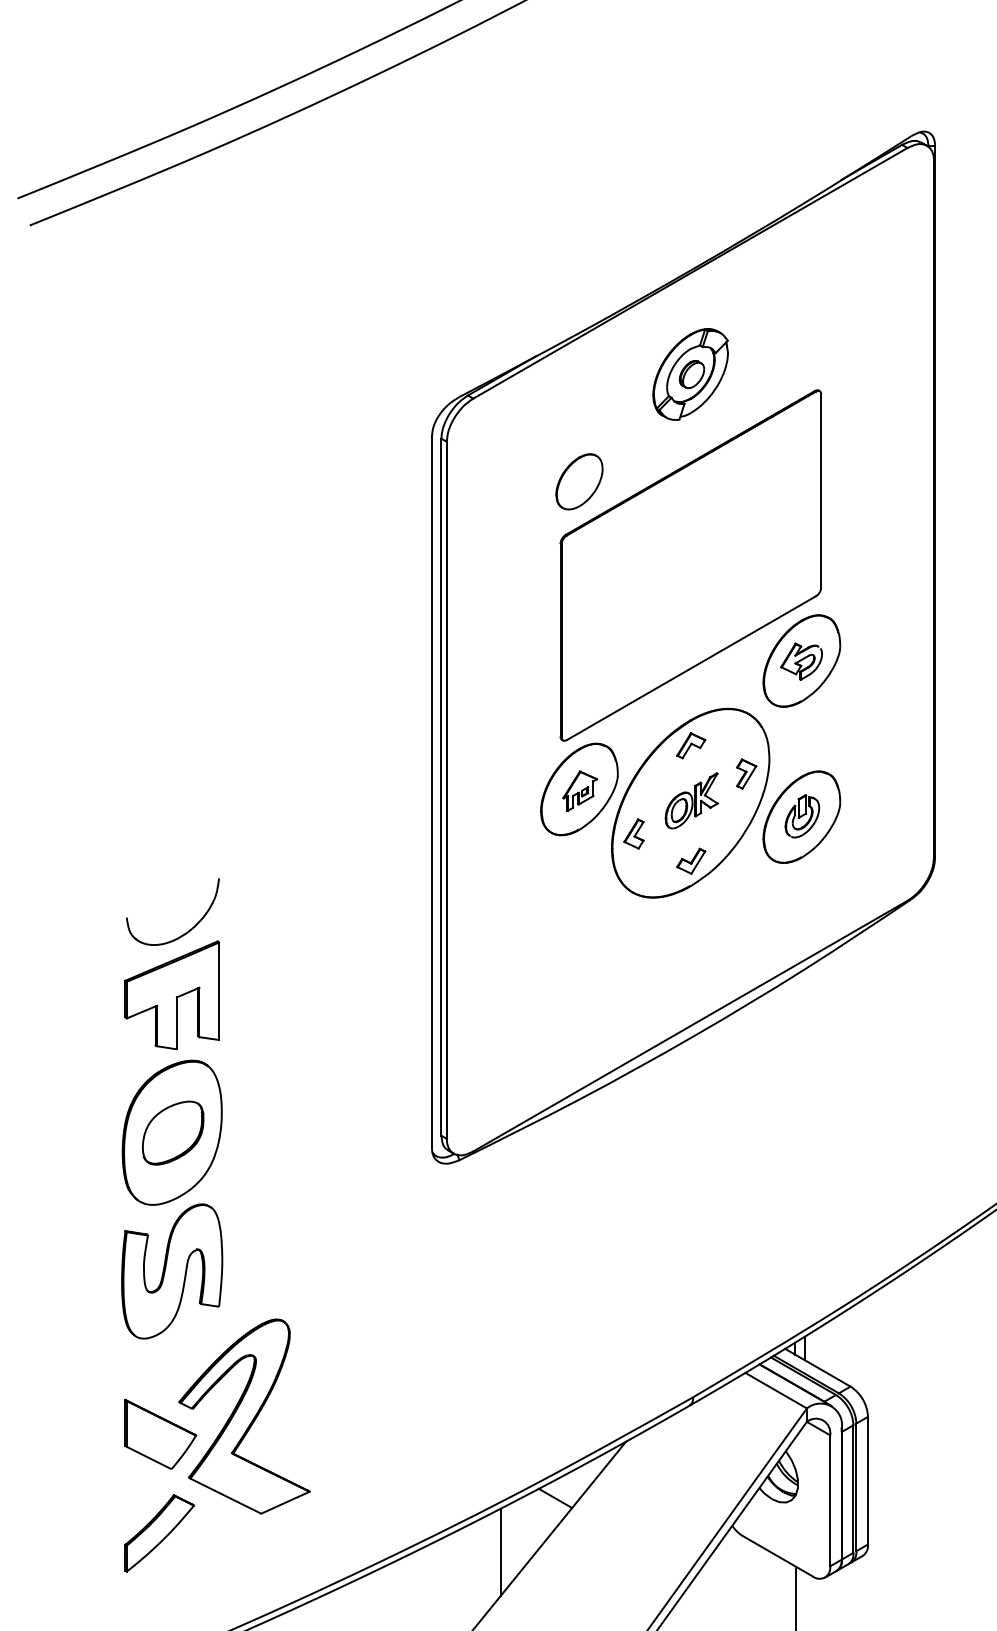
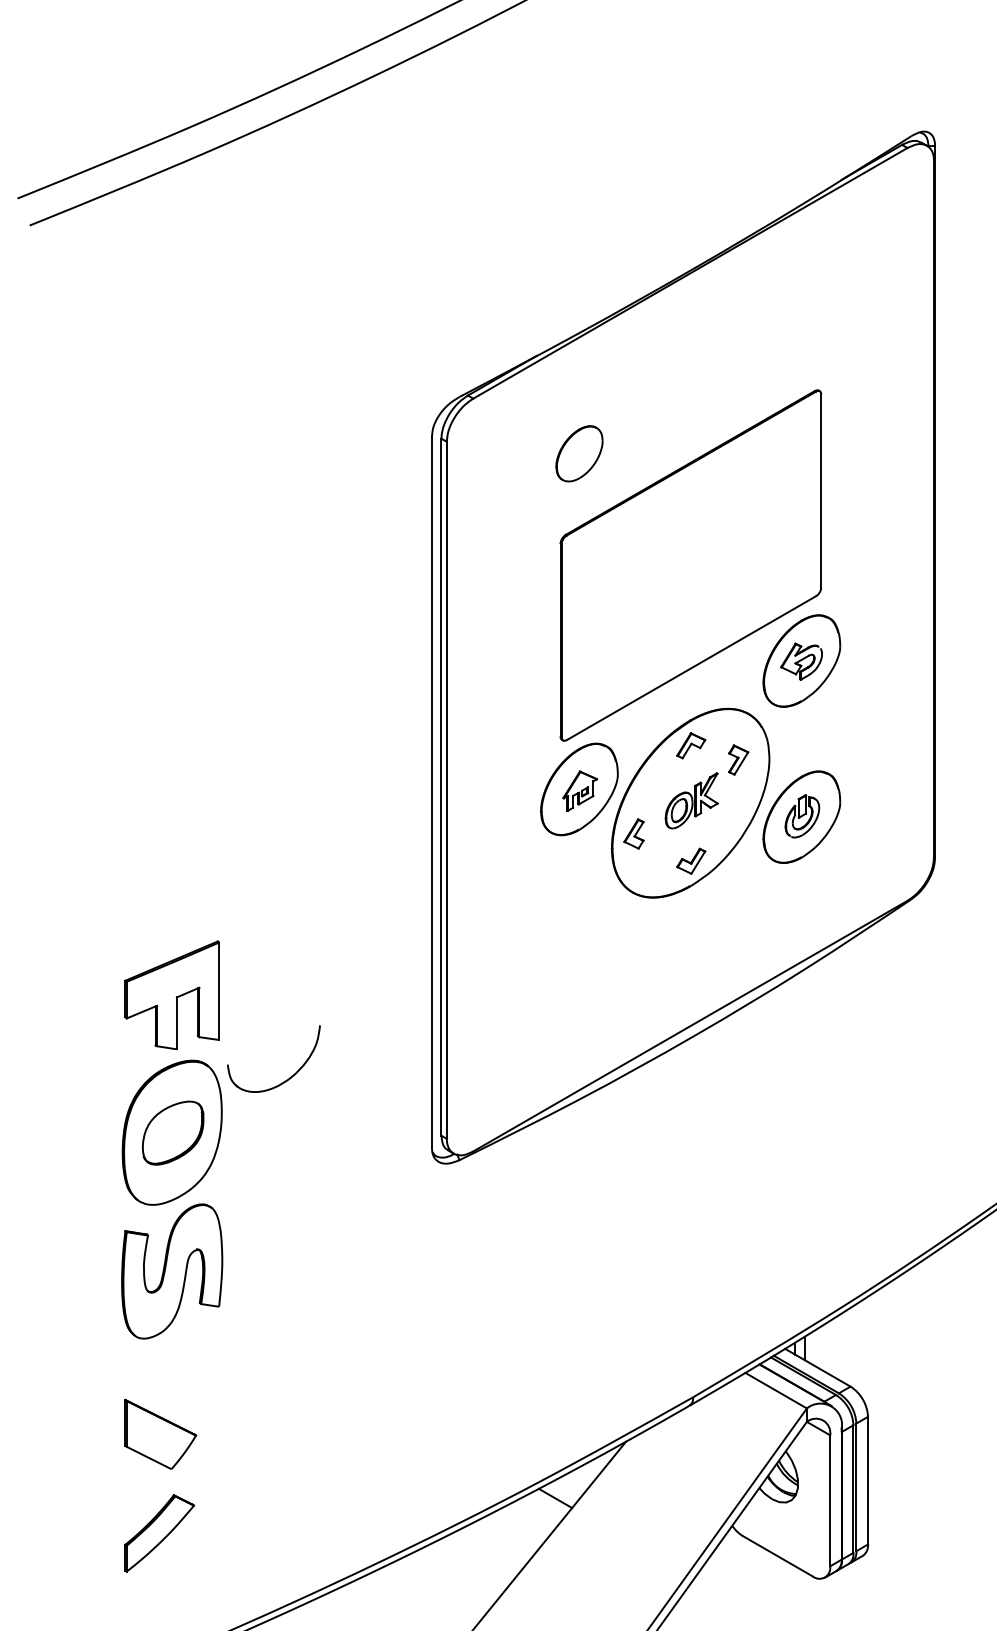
part: present -> none (690, 374)
part position: (579, 481) -> (579, 453) (579, 453)
part position: (746, 773) -> (738, 759) (738, 759)
part position: (185, 932) -> (286, 1079) (286, 1079)
part: present -> none (244, 1416)
line: present -> none (500, 1552)
line: present -> none (796, 1596)
